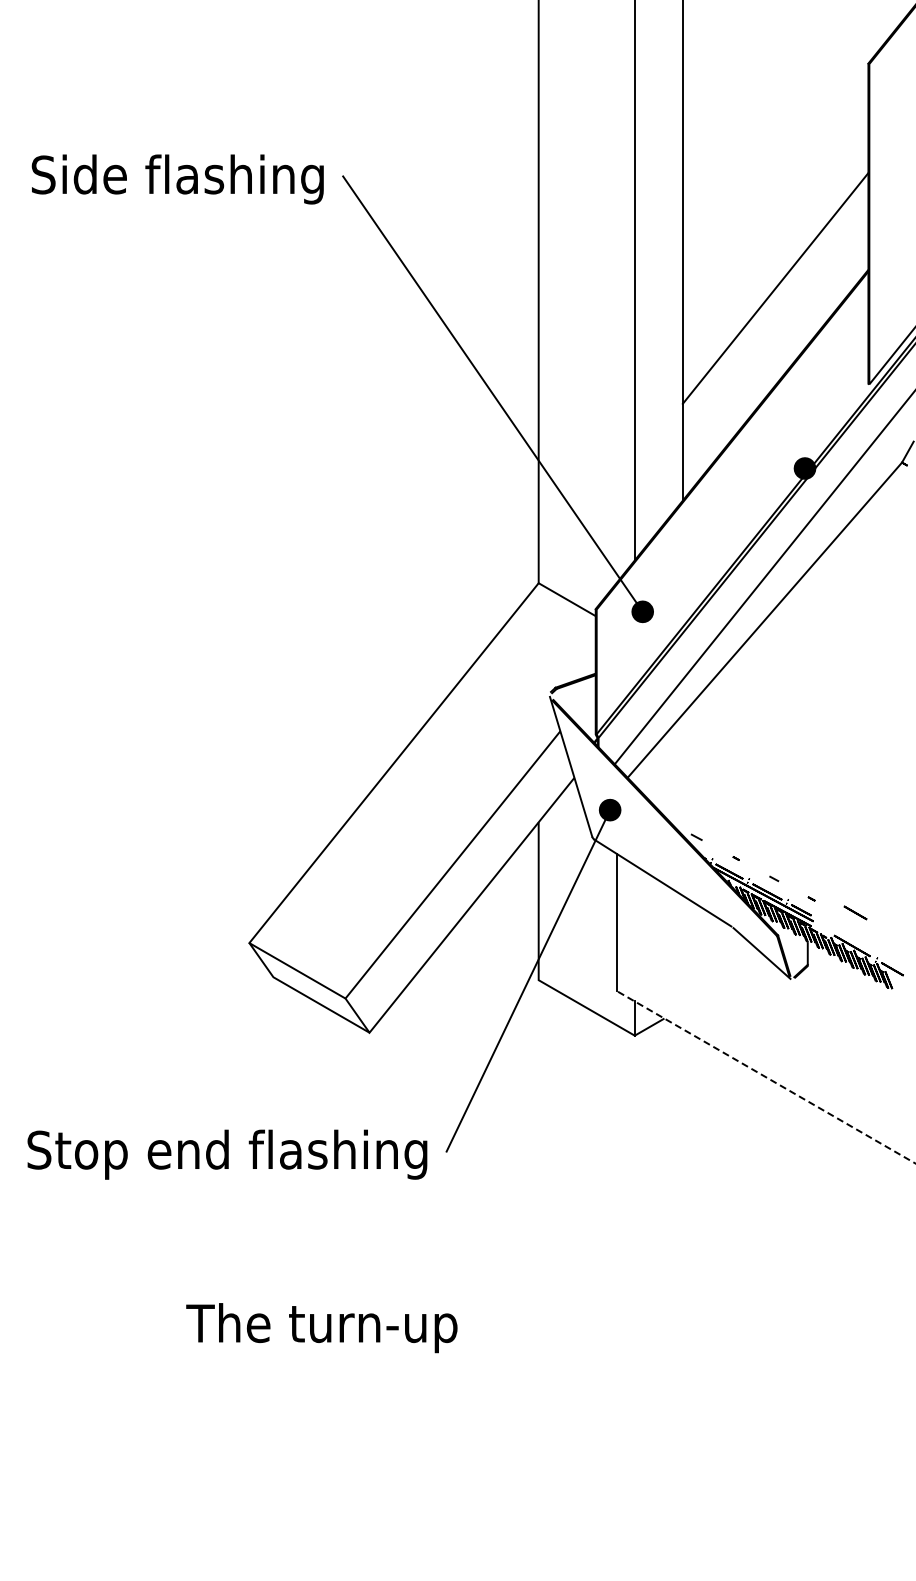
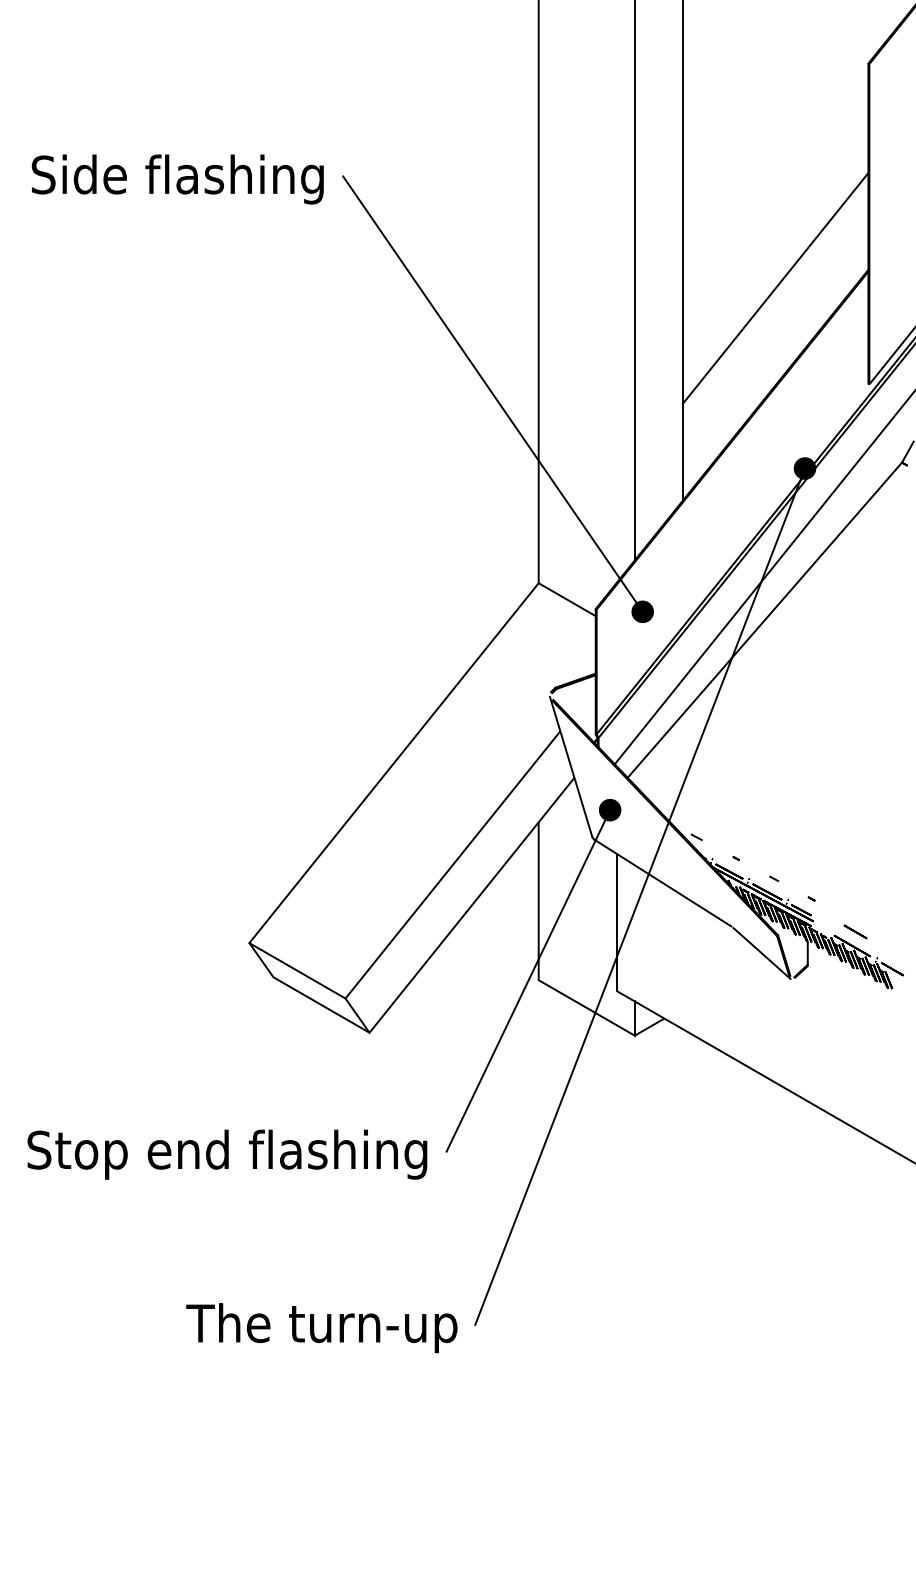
line: none -> present (637, 901)
line position: (855, 912) -> (855, 931) (855, 931)
line: dashed -> solid (766, 1077)
